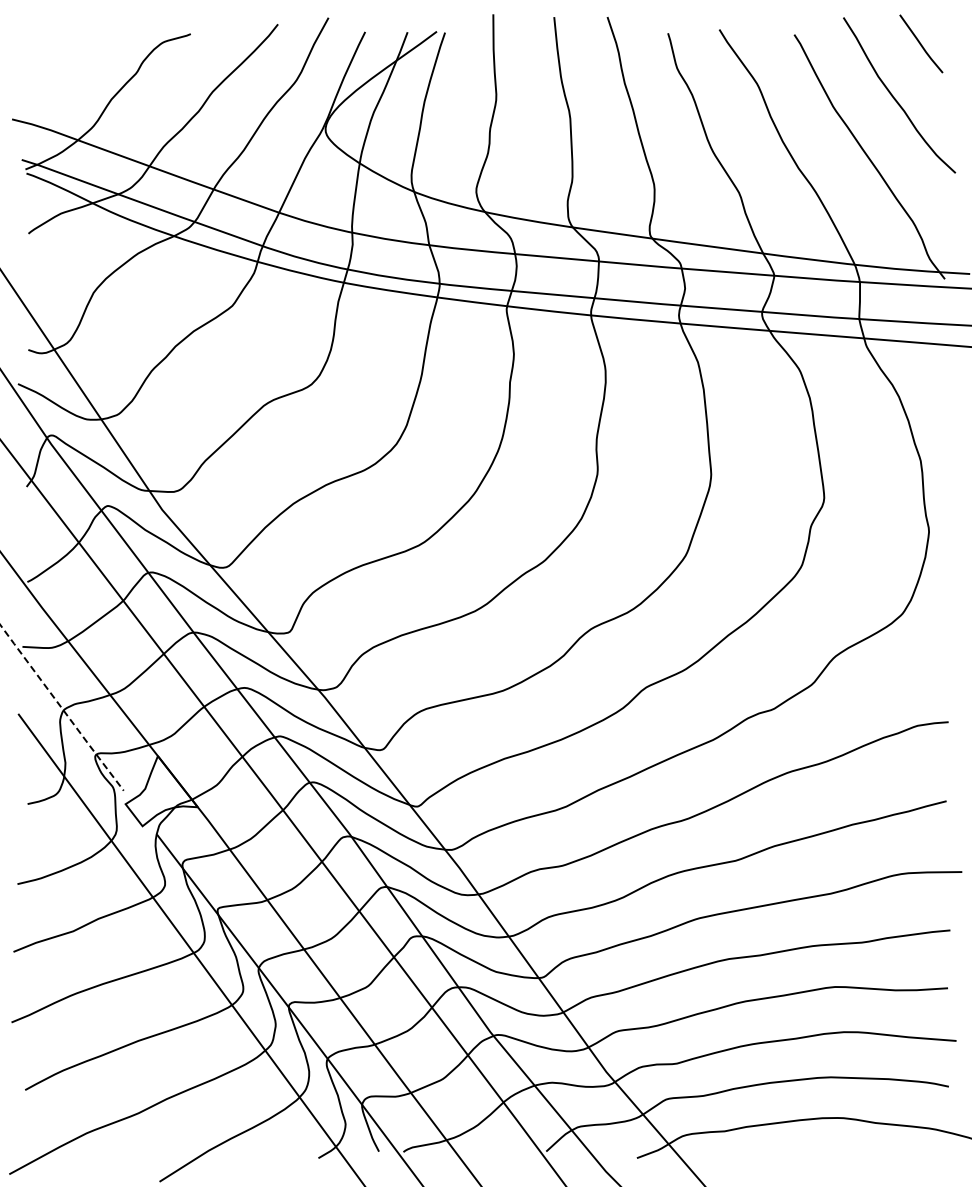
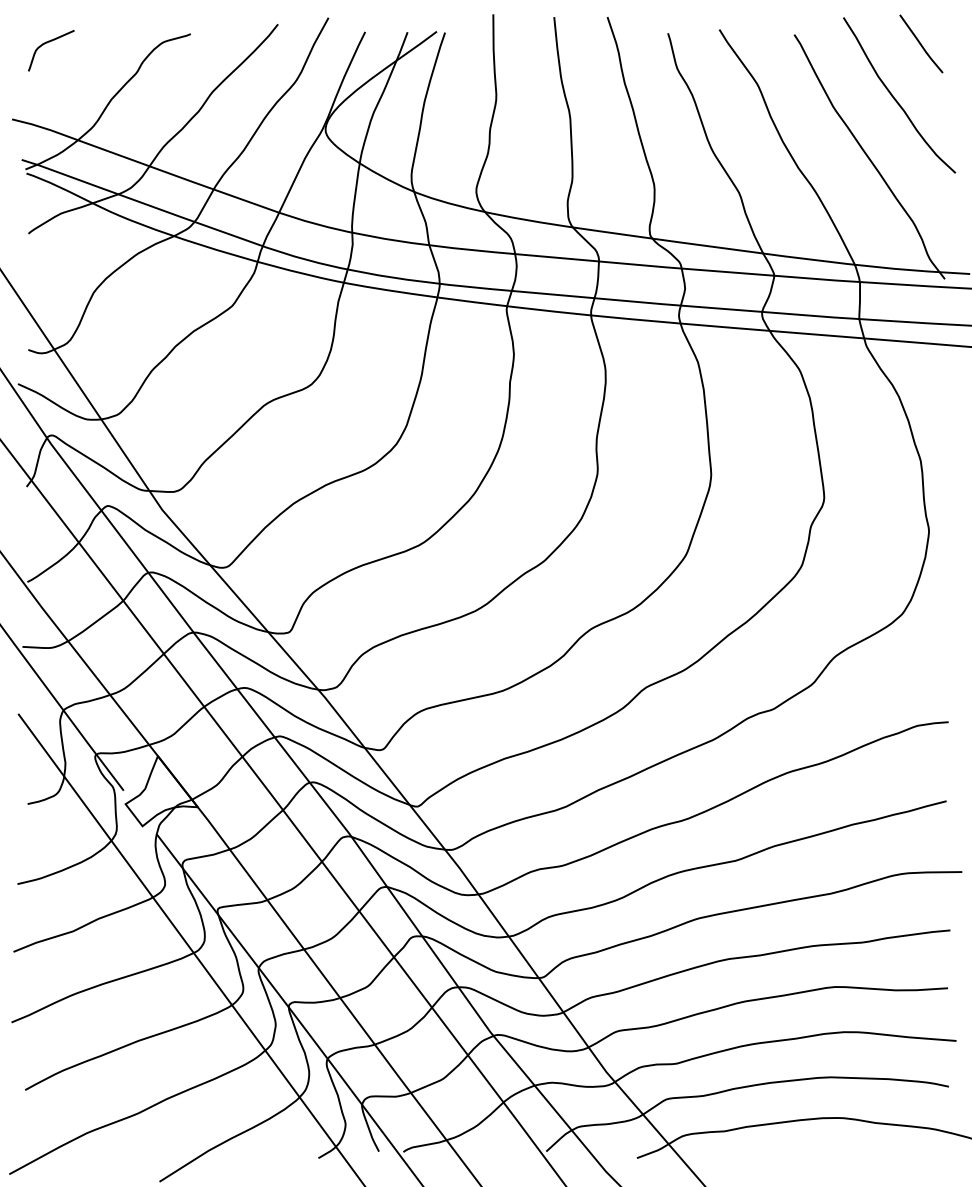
curve: none -> present (47, 43)
line: dashed -> solid (61, 708)
